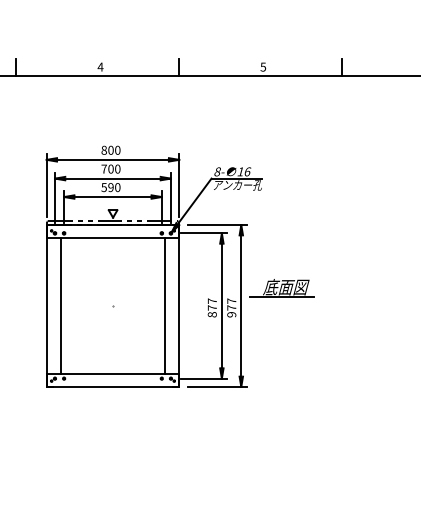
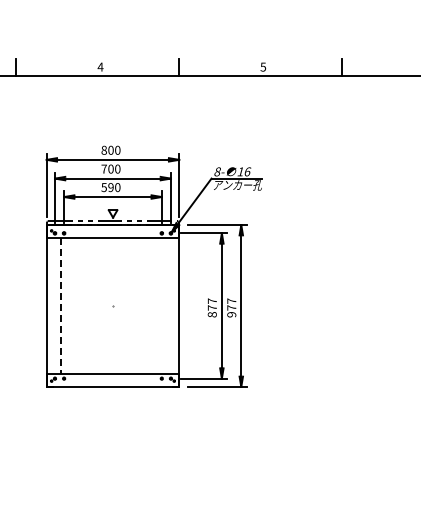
part: present -> none (281, 288)
line: present -> none (165, 305)
line: solid -> dashed (60, 306)
